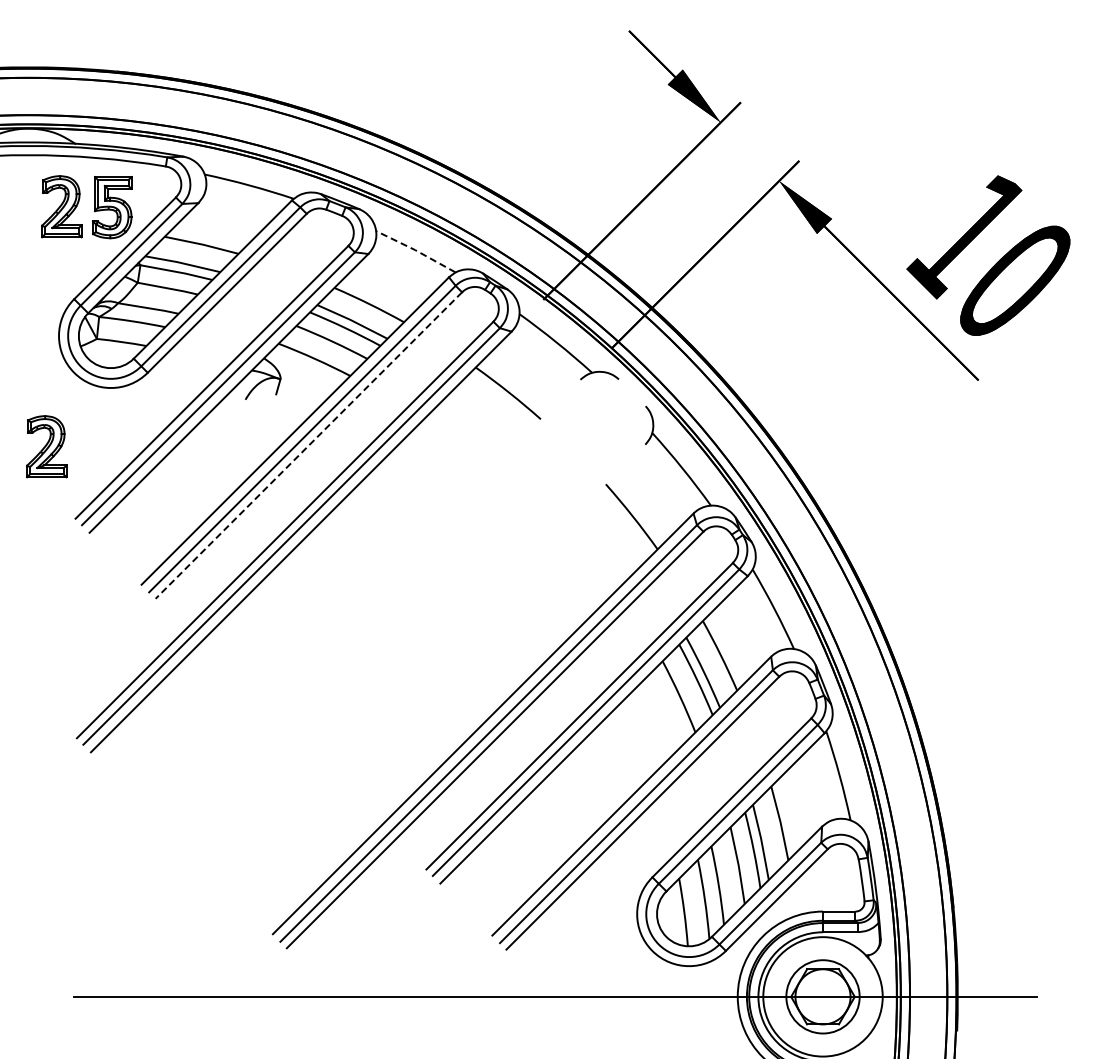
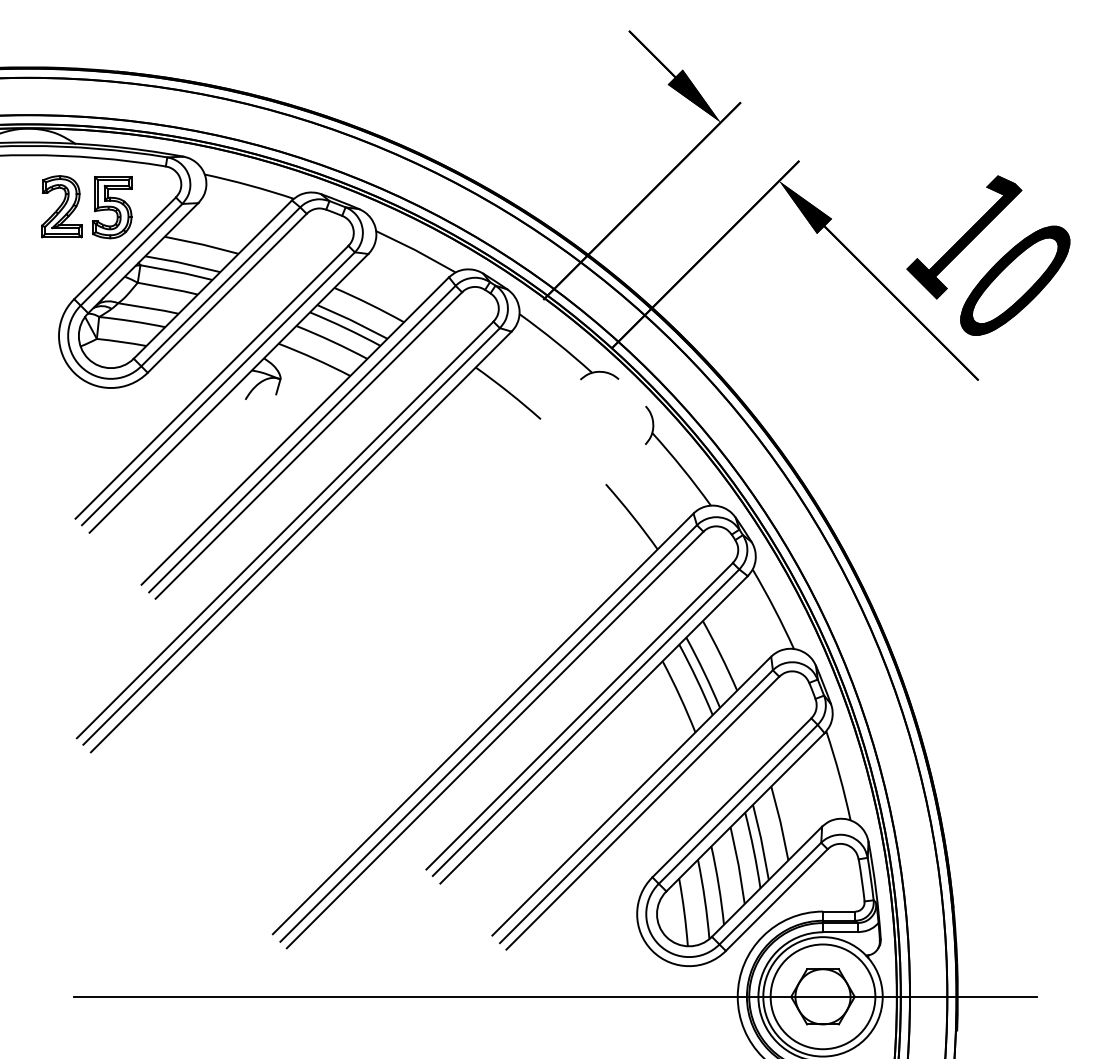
line: dashed -> solid (415, 250)
line: dashed -> solid (308, 445)
part: present -> none (46, 446)
circle diameter: 73 px -> 105 px (822, 996)
